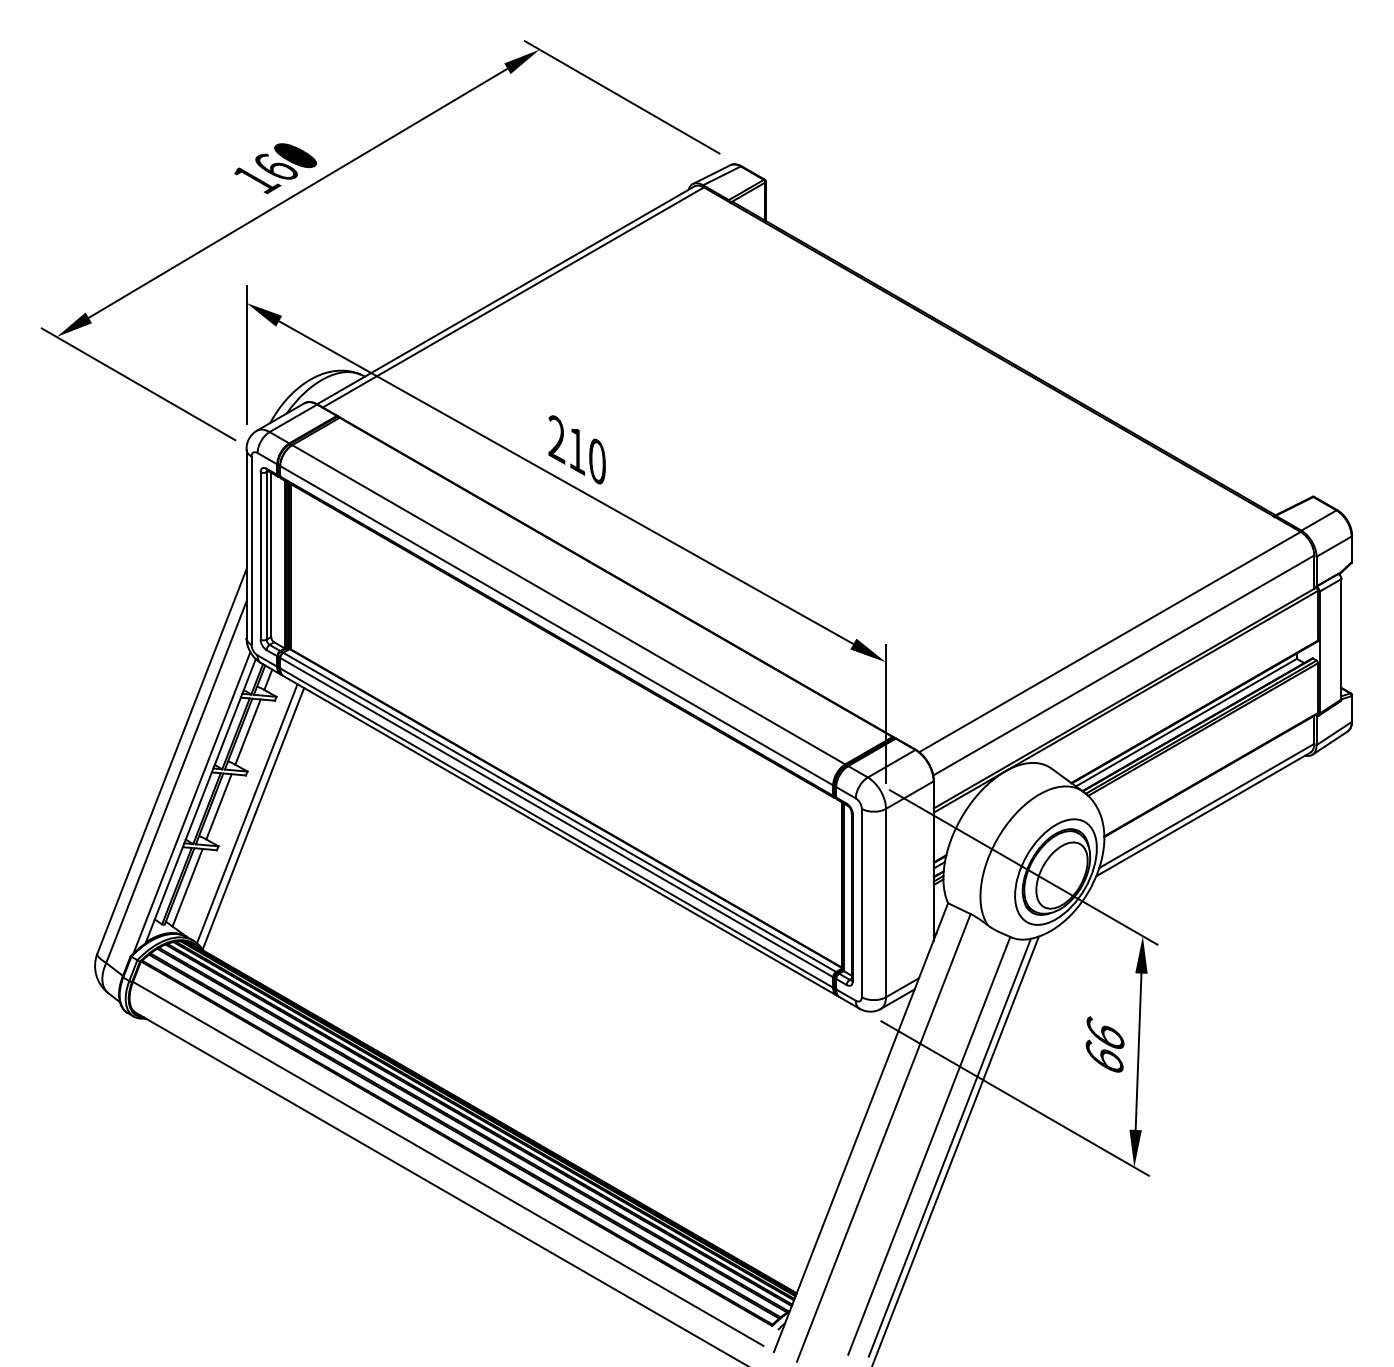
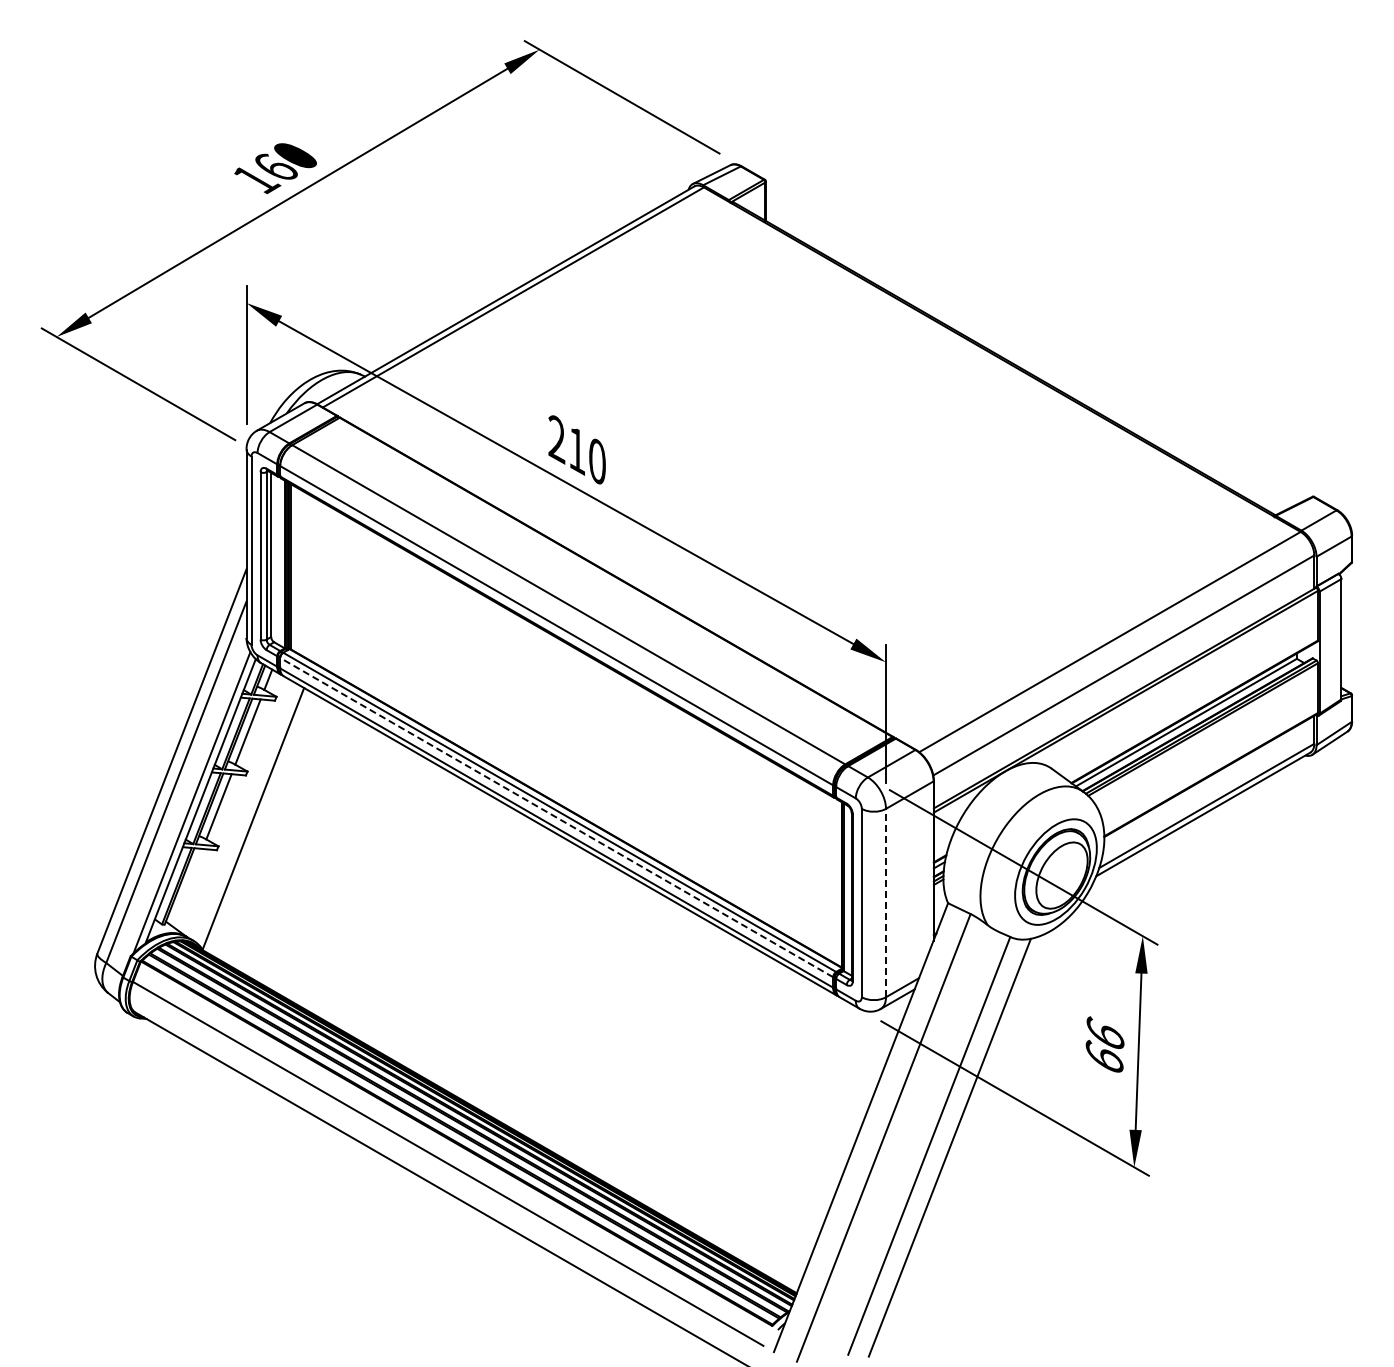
line: present -> none (247, 813)
line: solid -> dashed (556, 817)
line: present -> none (187, 887)
line: solid -> dashed (886, 902)
line: present -> none (955, 1149)
